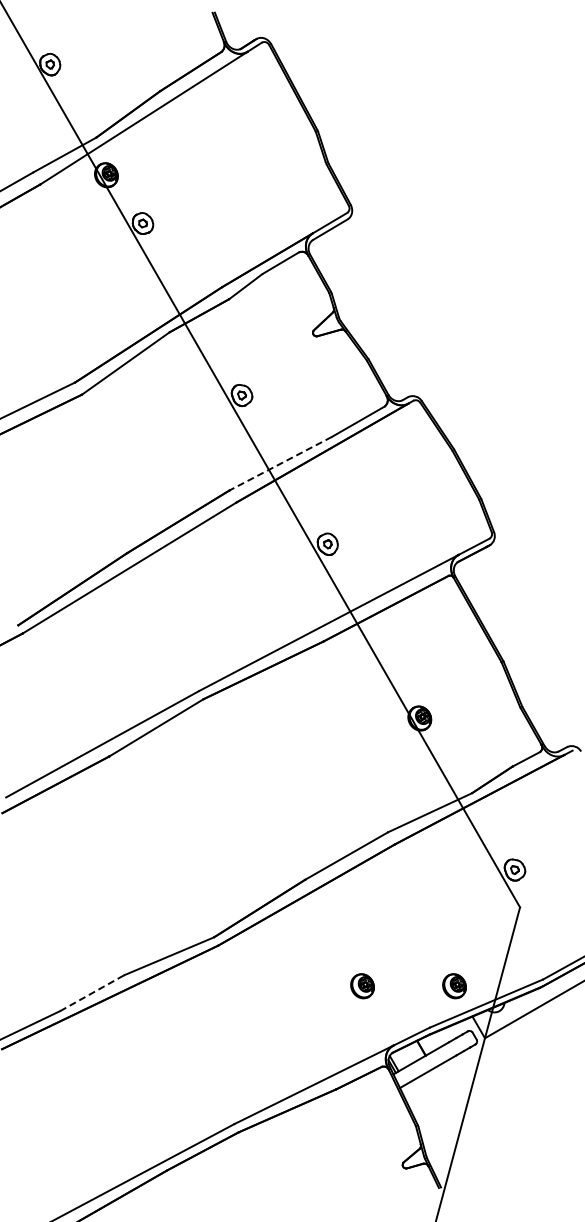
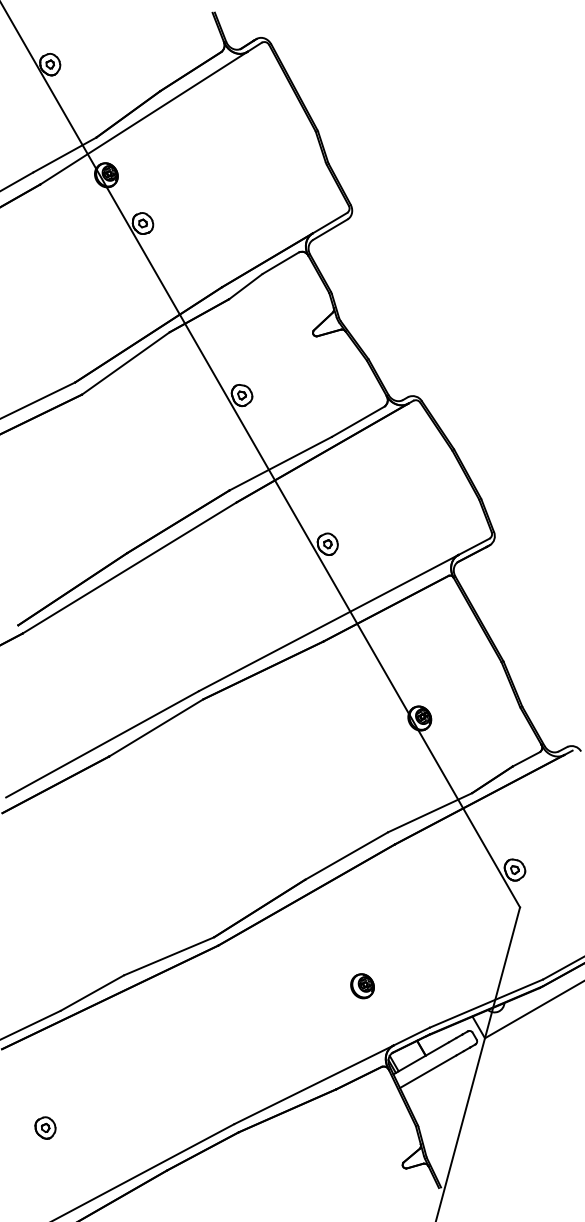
line: dashed -> solid (280, 463)
part: present -> none (454, 986)
line: dashed -> solid (91, 993)
part: none -> present (45, 1127)
